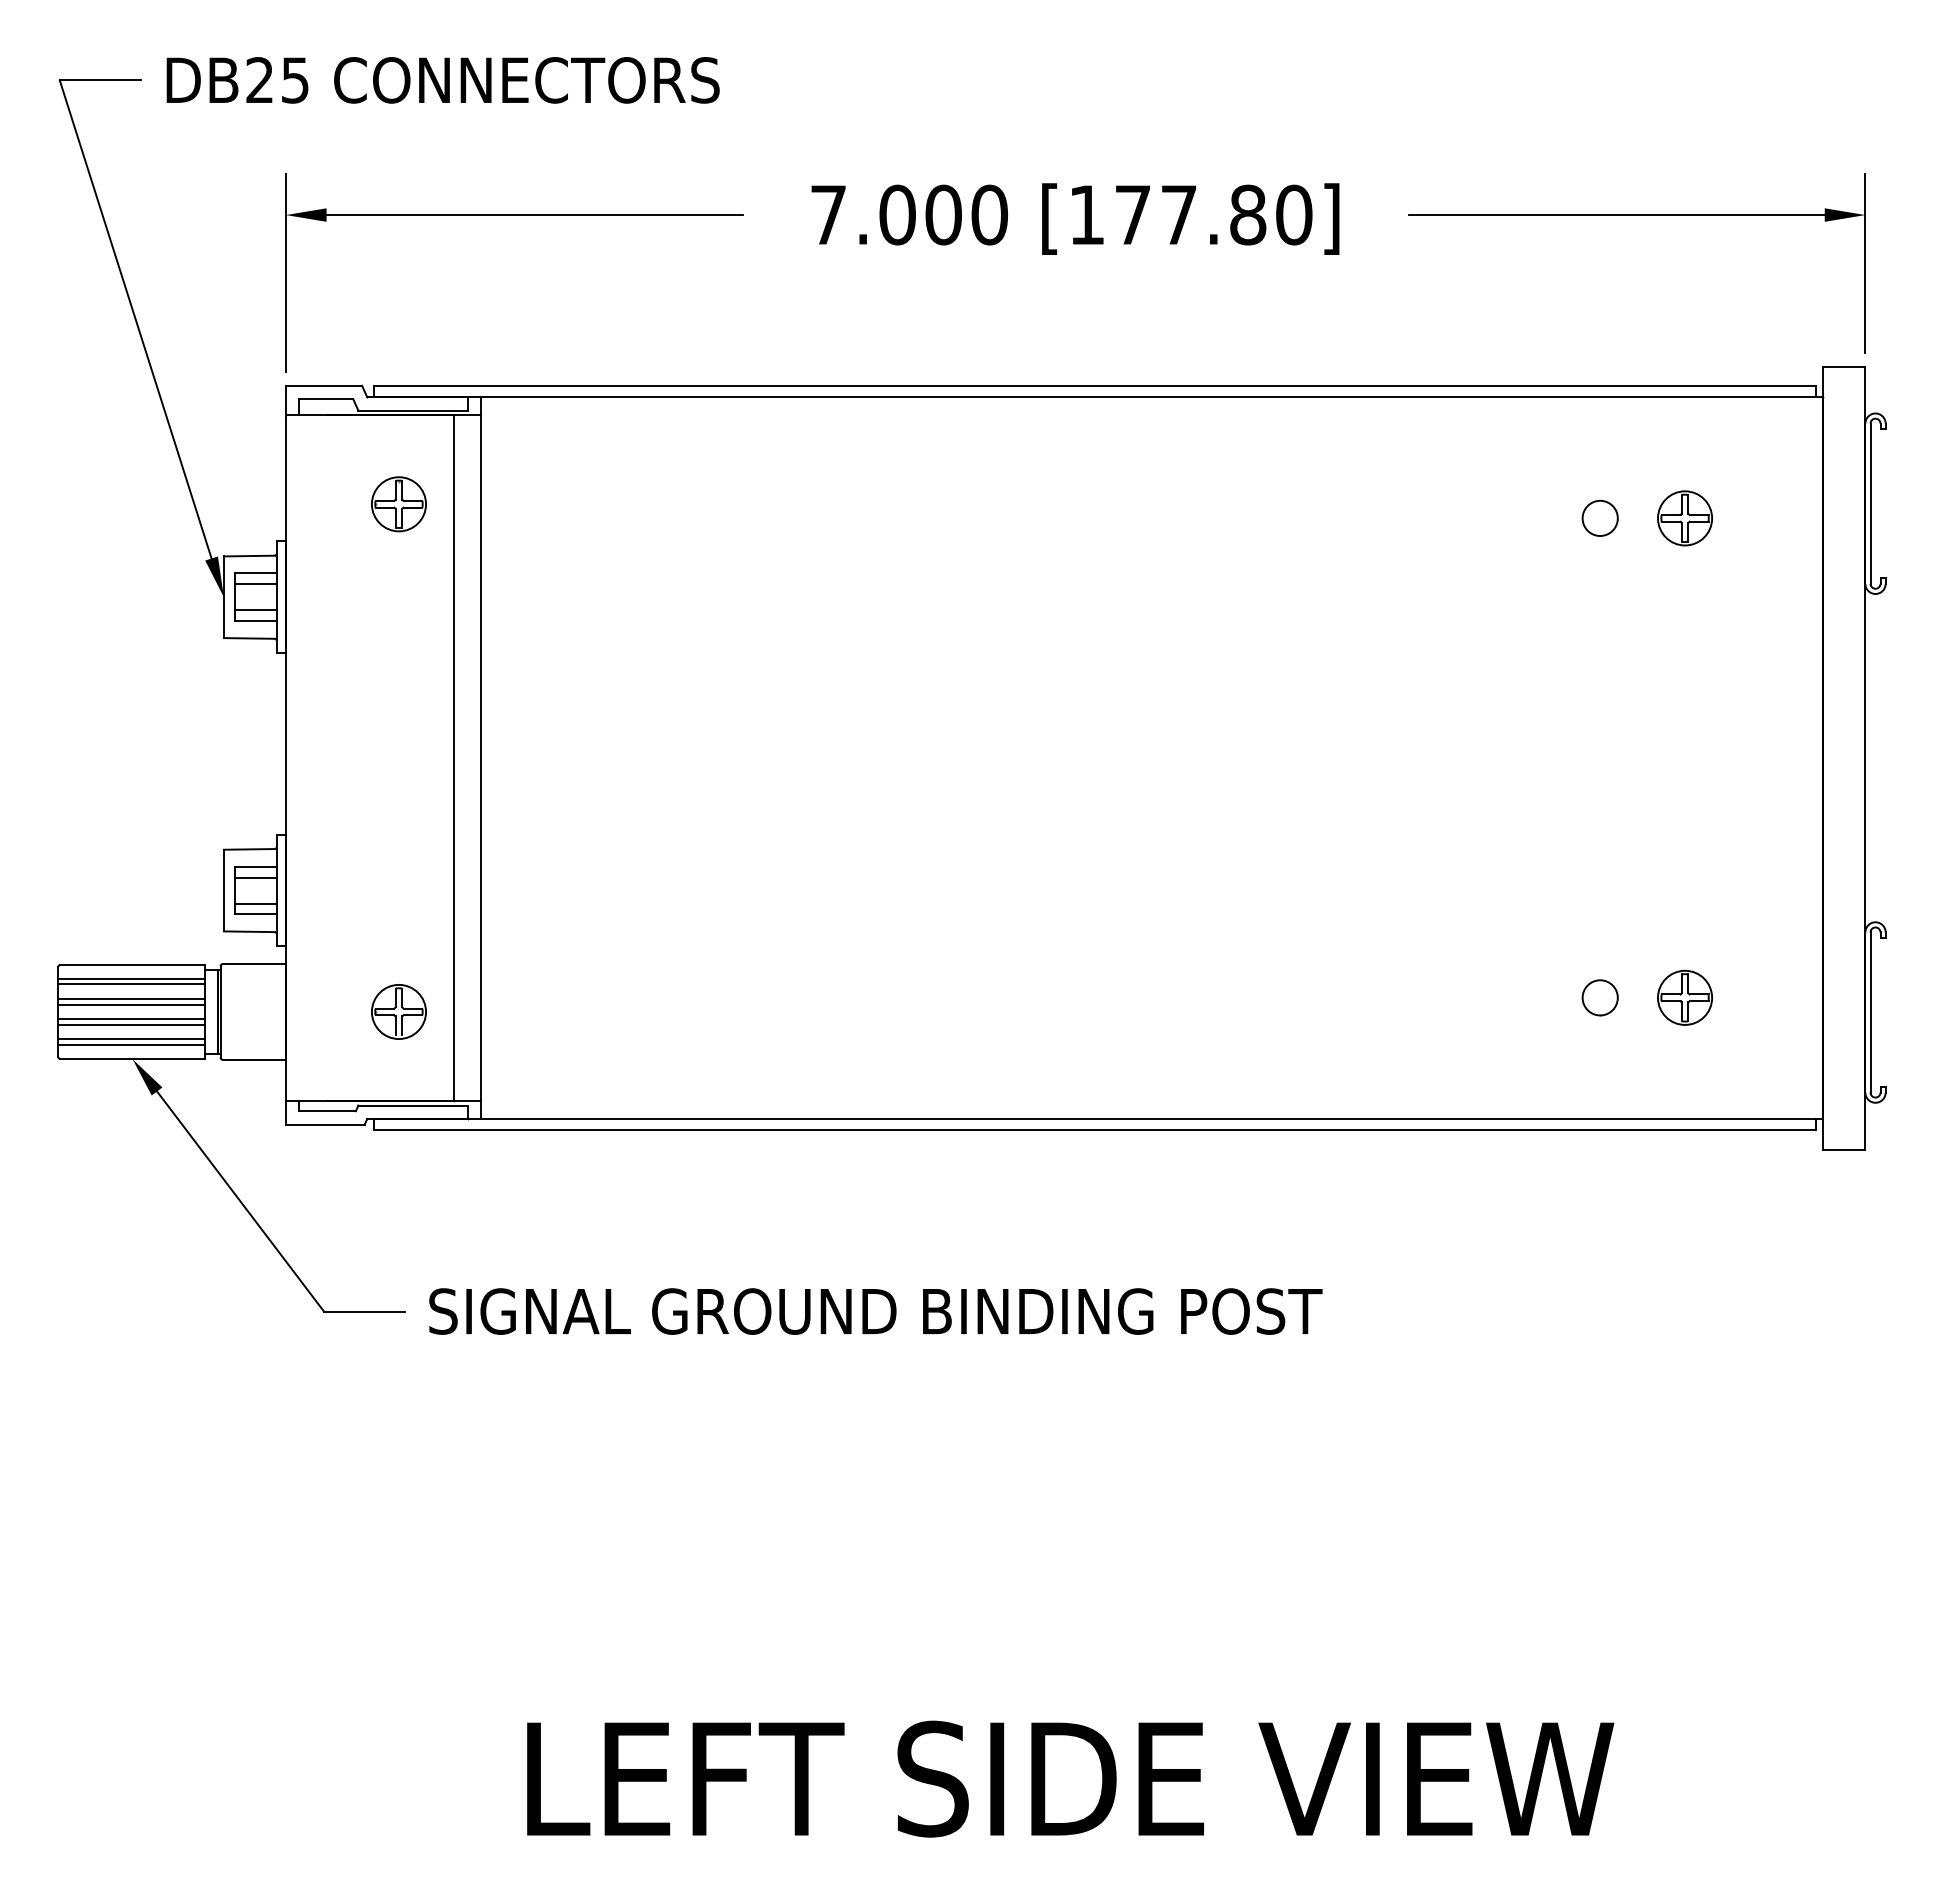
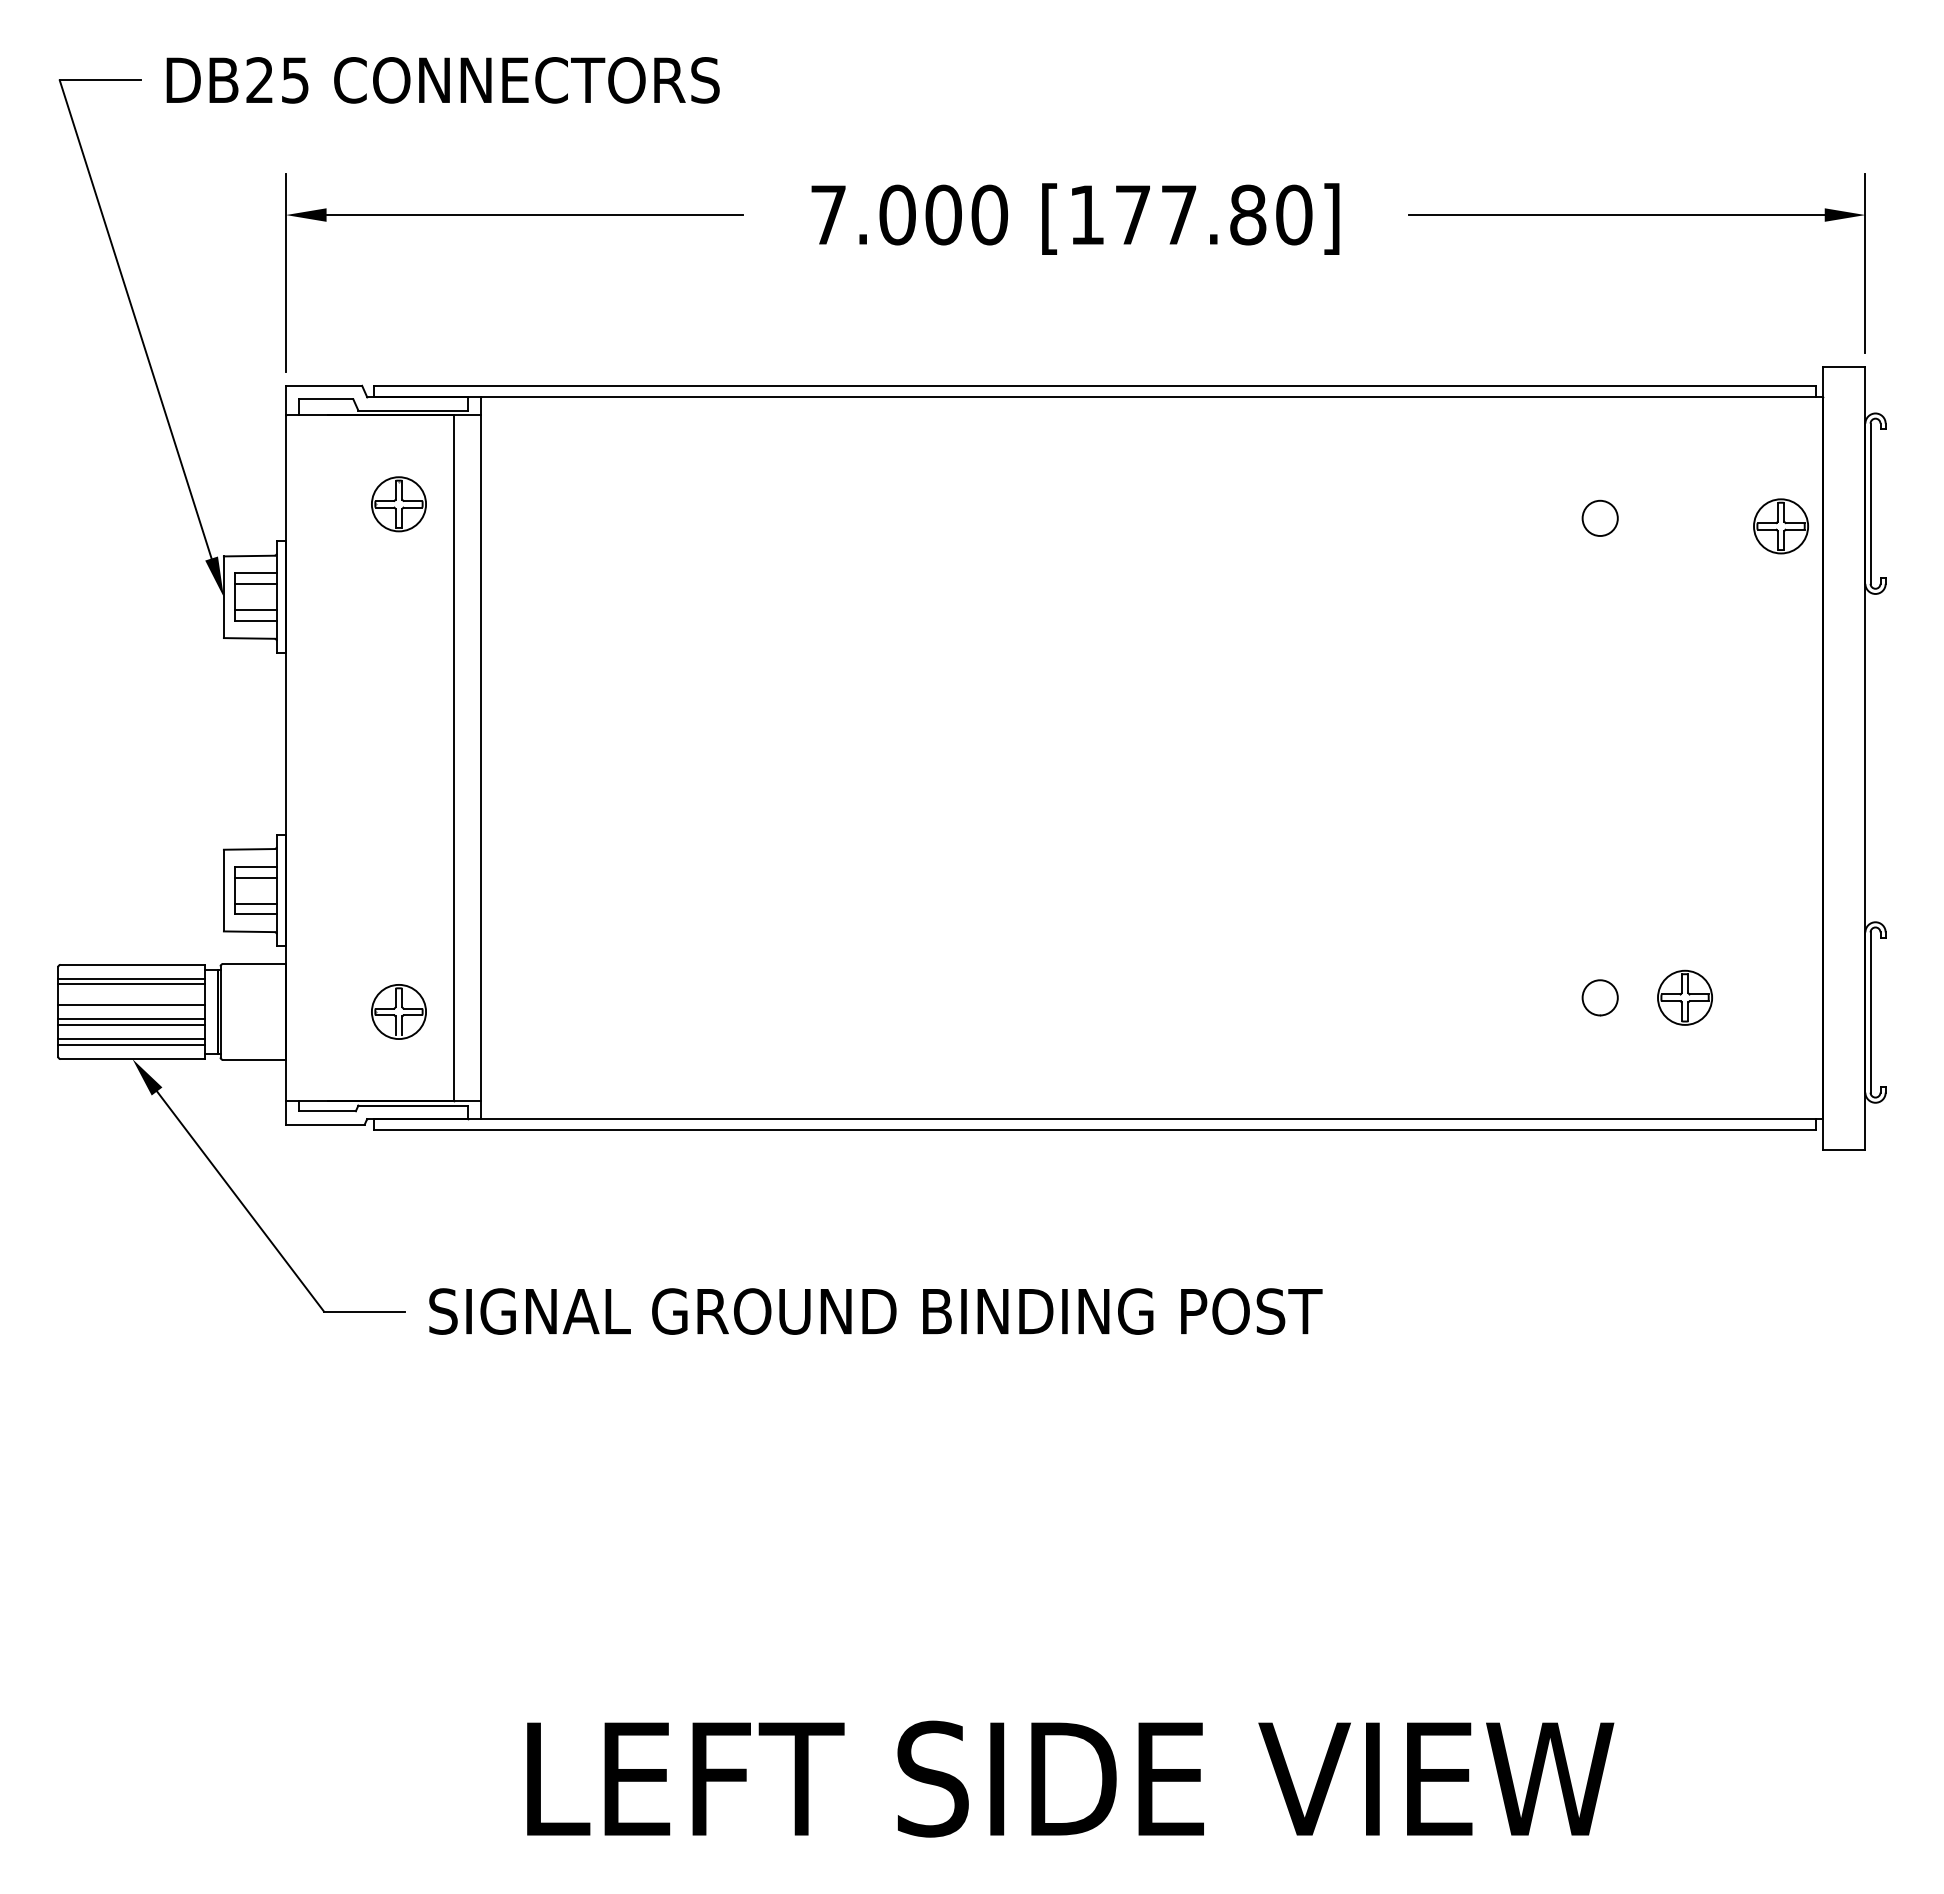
part position: (1684, 518) -> (1780, 526) (1780, 526)
line: present -> none (131, 998)
